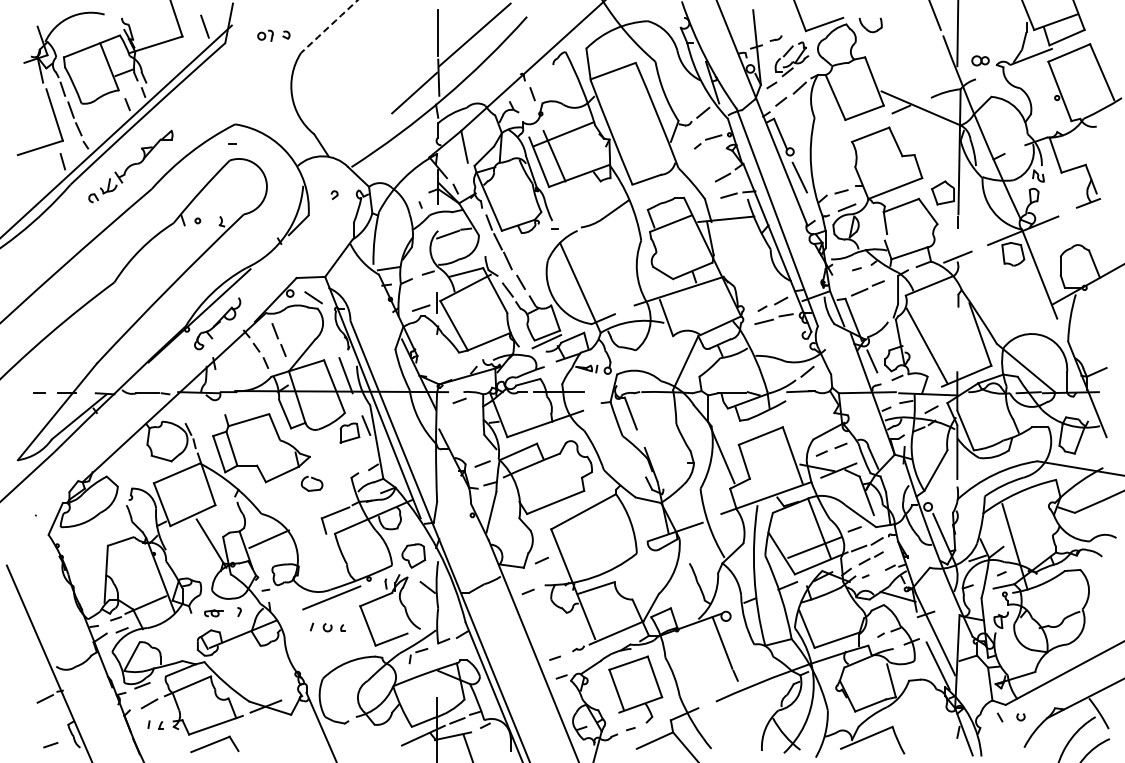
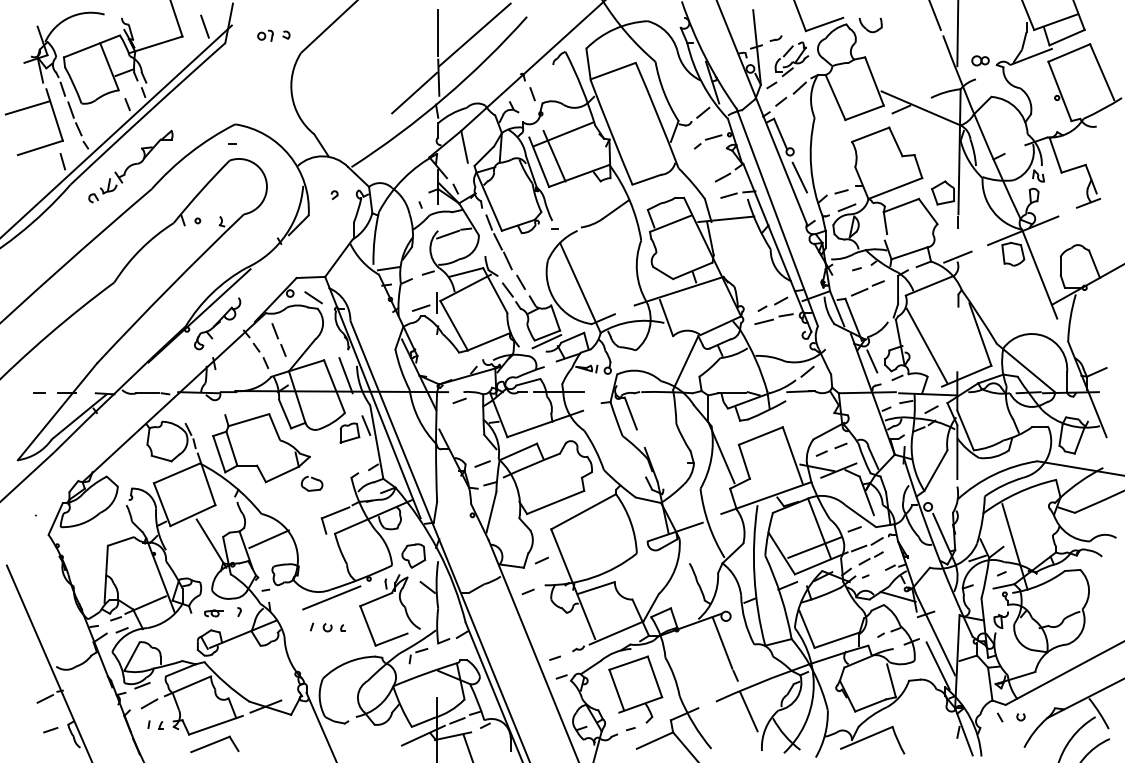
arc: dashed -> solid (329, 26)
line: none -> present (27, 107)
line: none -> present (748, 711)
line position: (50, 745) -> (50, 730) (50, 730)
